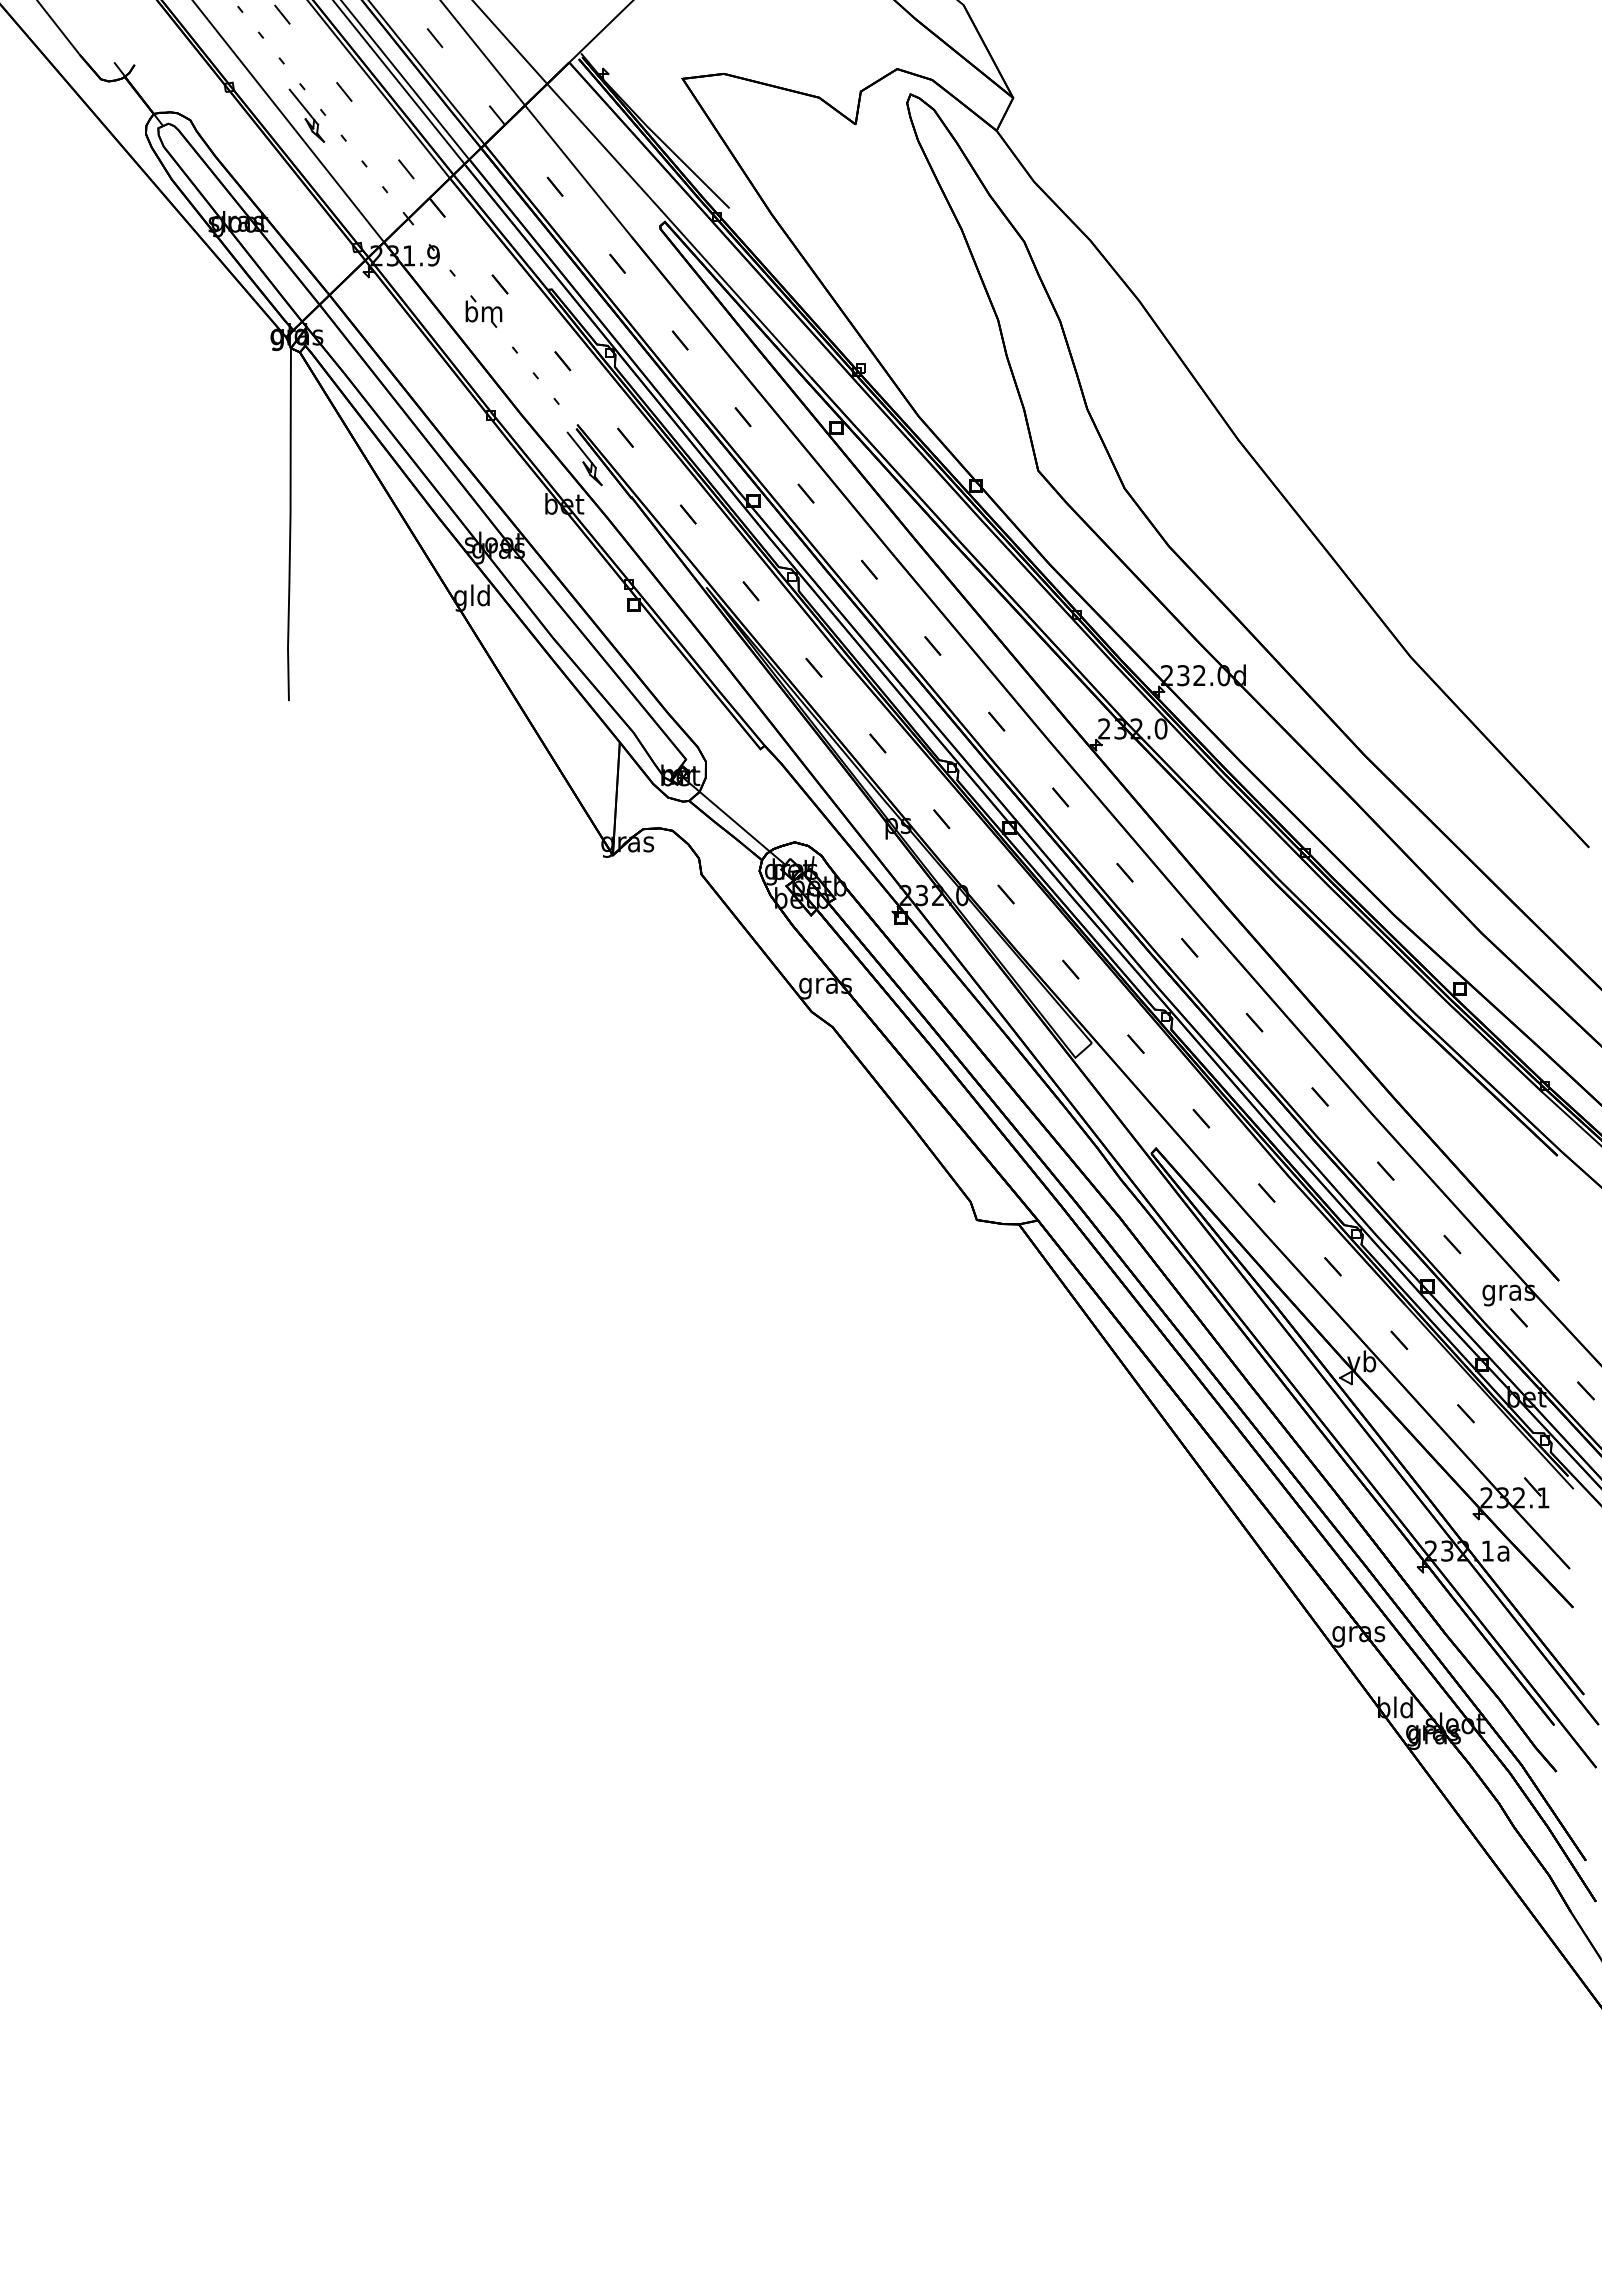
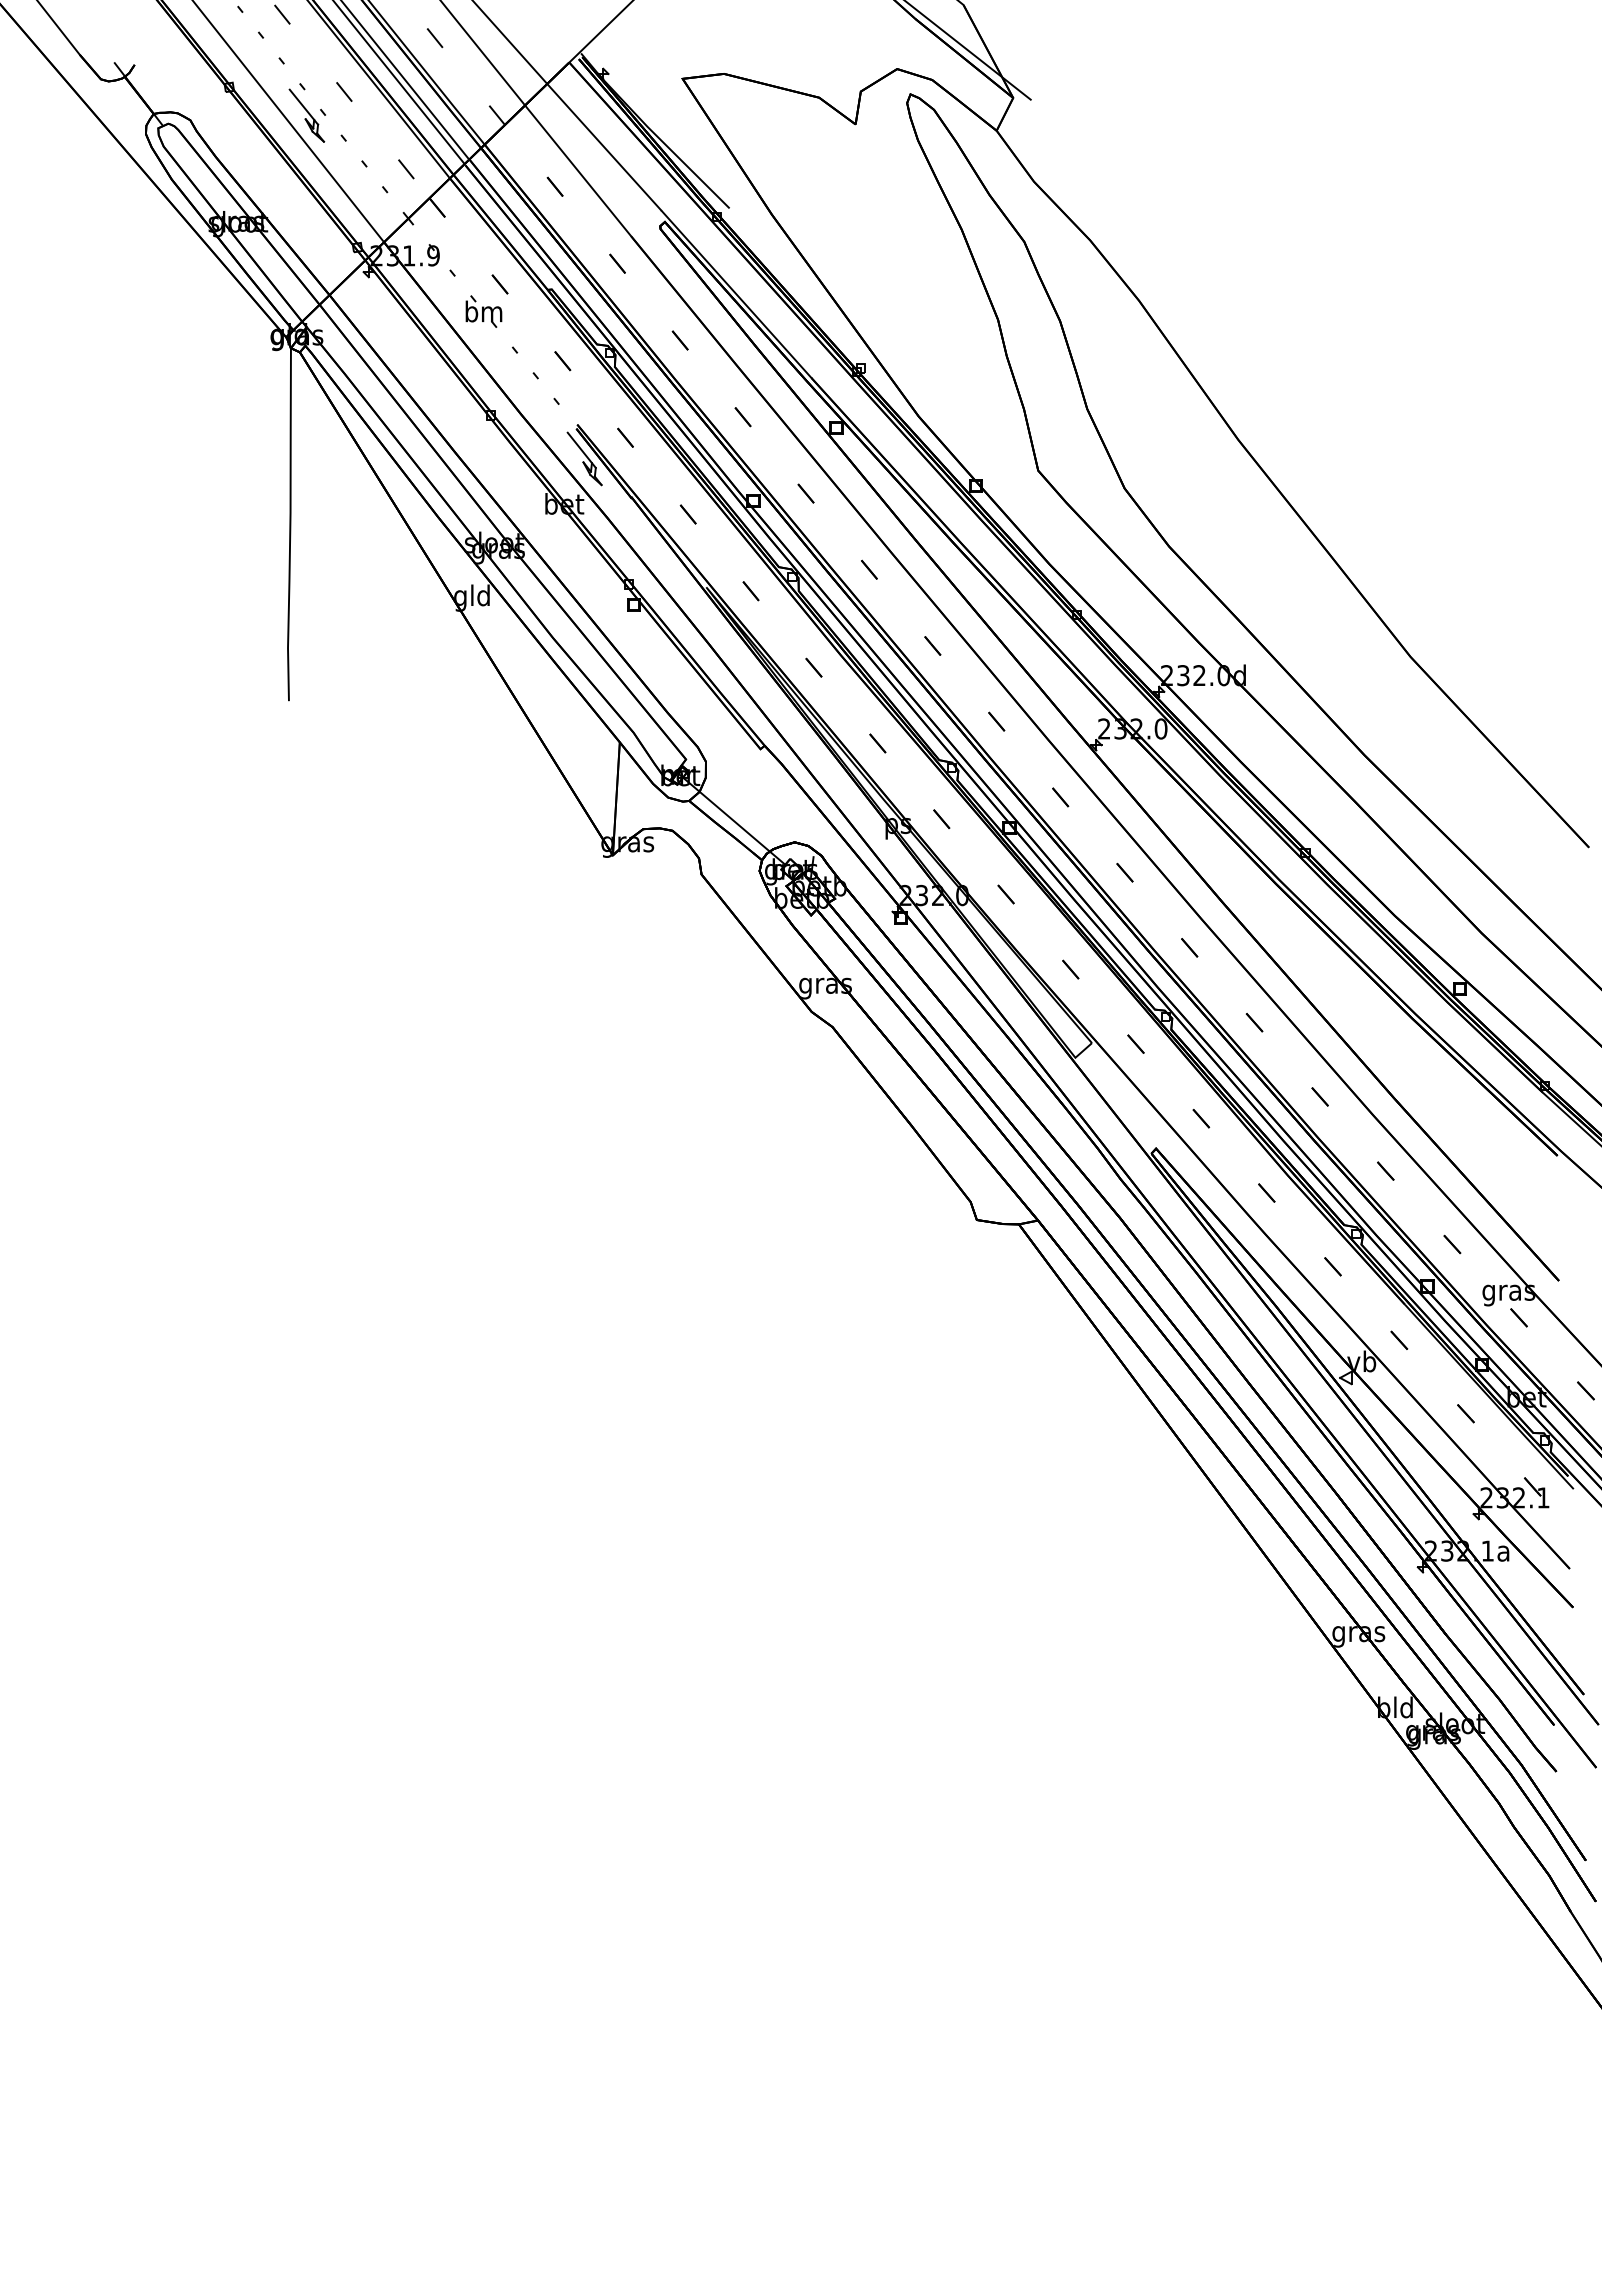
line: none -> present (968, 50)
